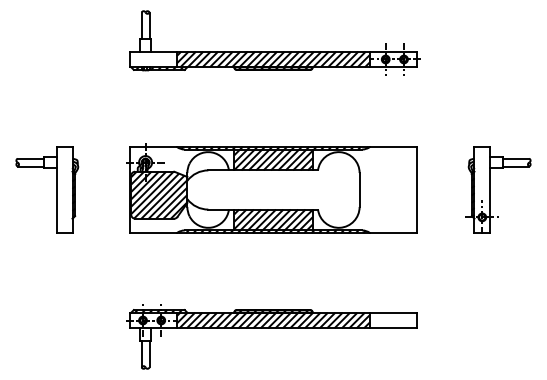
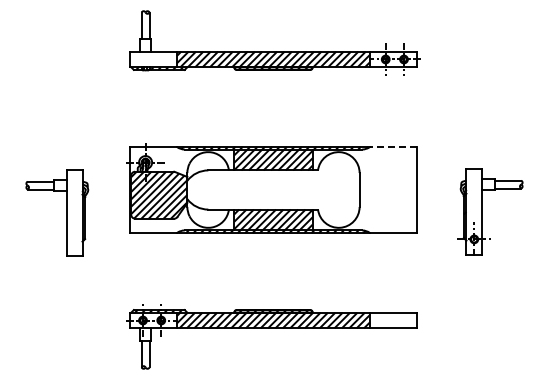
line: solid -> dashed (393, 146)
part position: (56, 189) -> (66, 212) (66, 212)
part position: (490, 189) -> (482, 211) (482, 211)
